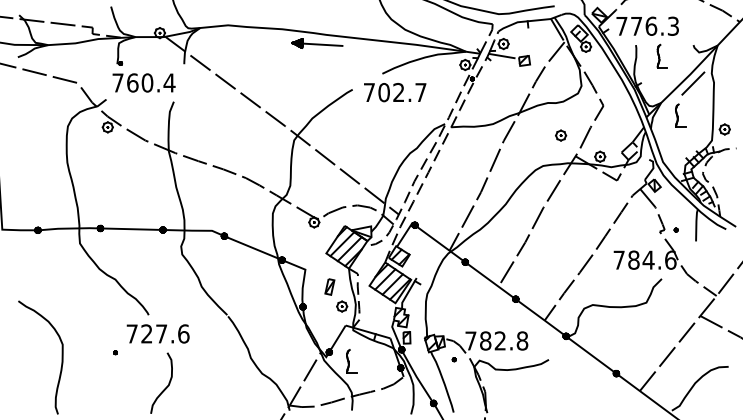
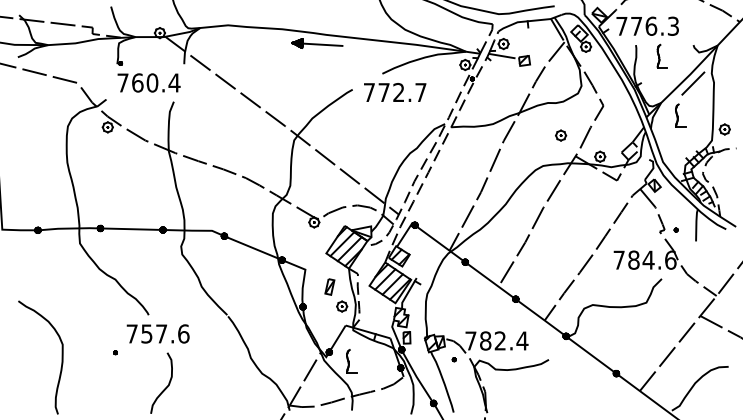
text position: (143, 82) -> (148, 82) (148, 82)
text: 702.7 -> 772.7 (383, 92)
text: 727.6 -> 757.6 (146, 333)
text: 782.8 -> 782.4 (522, 340)
